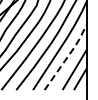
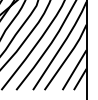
line: dashed -> solid (67, 56)
